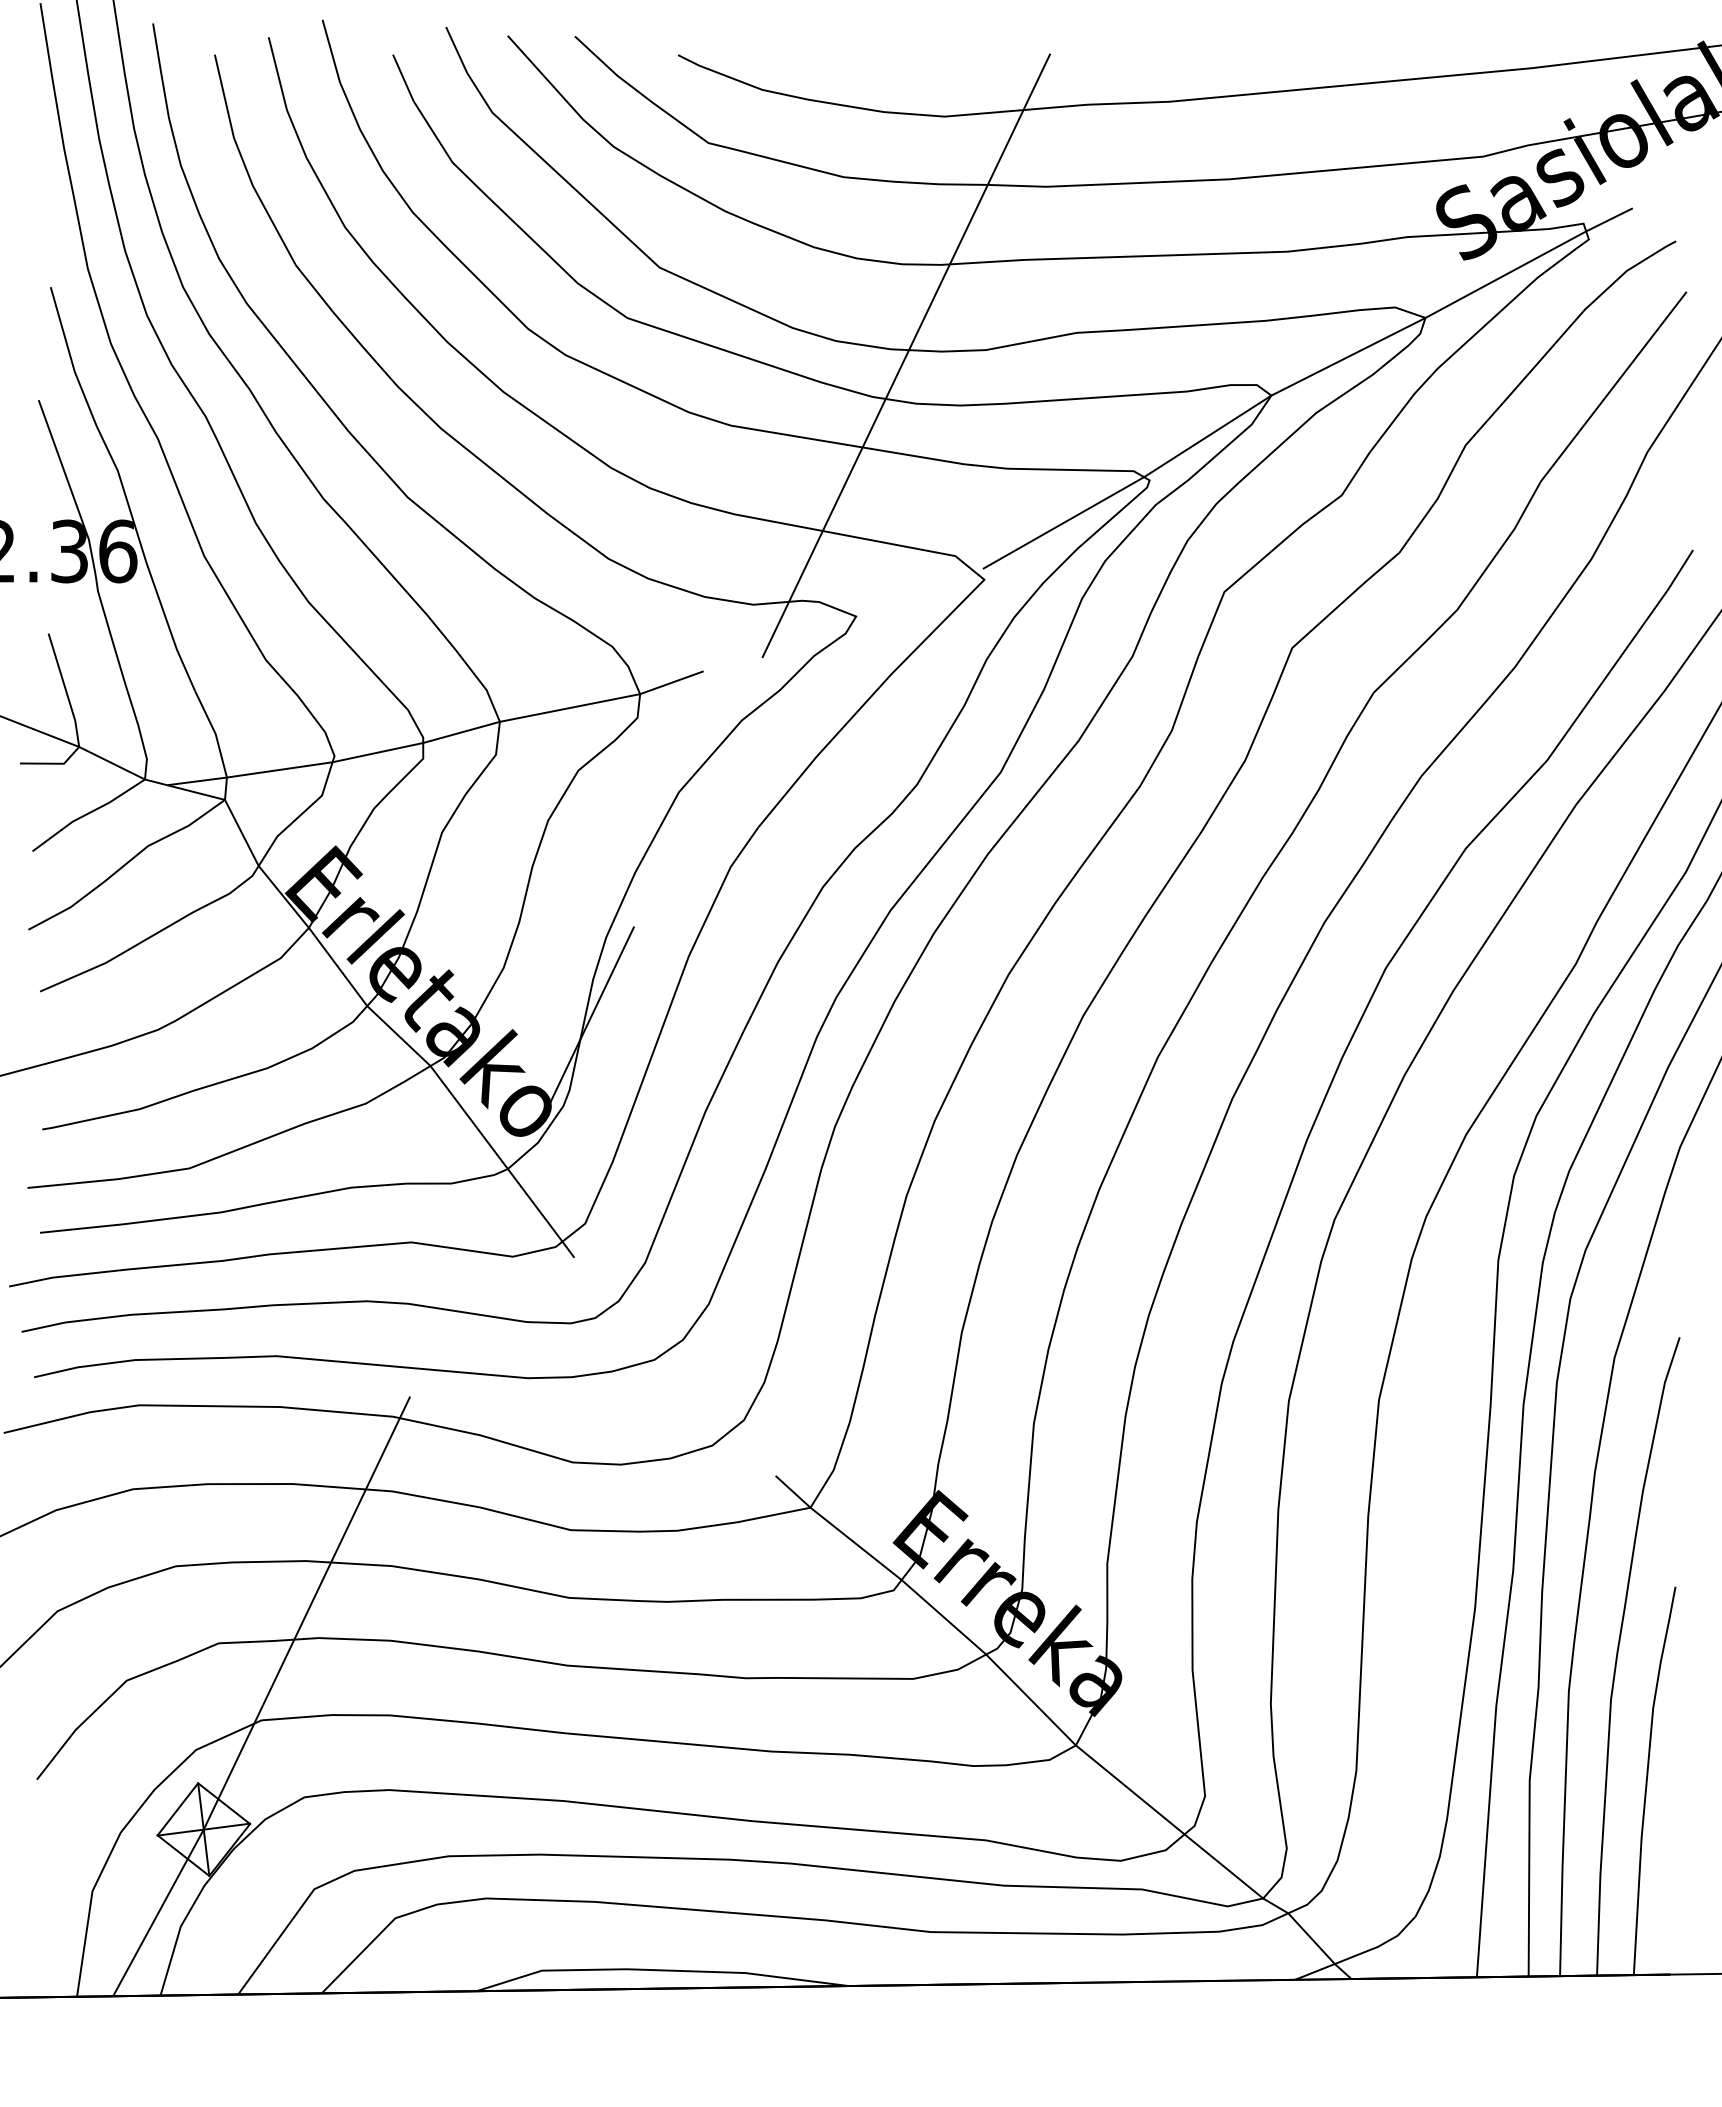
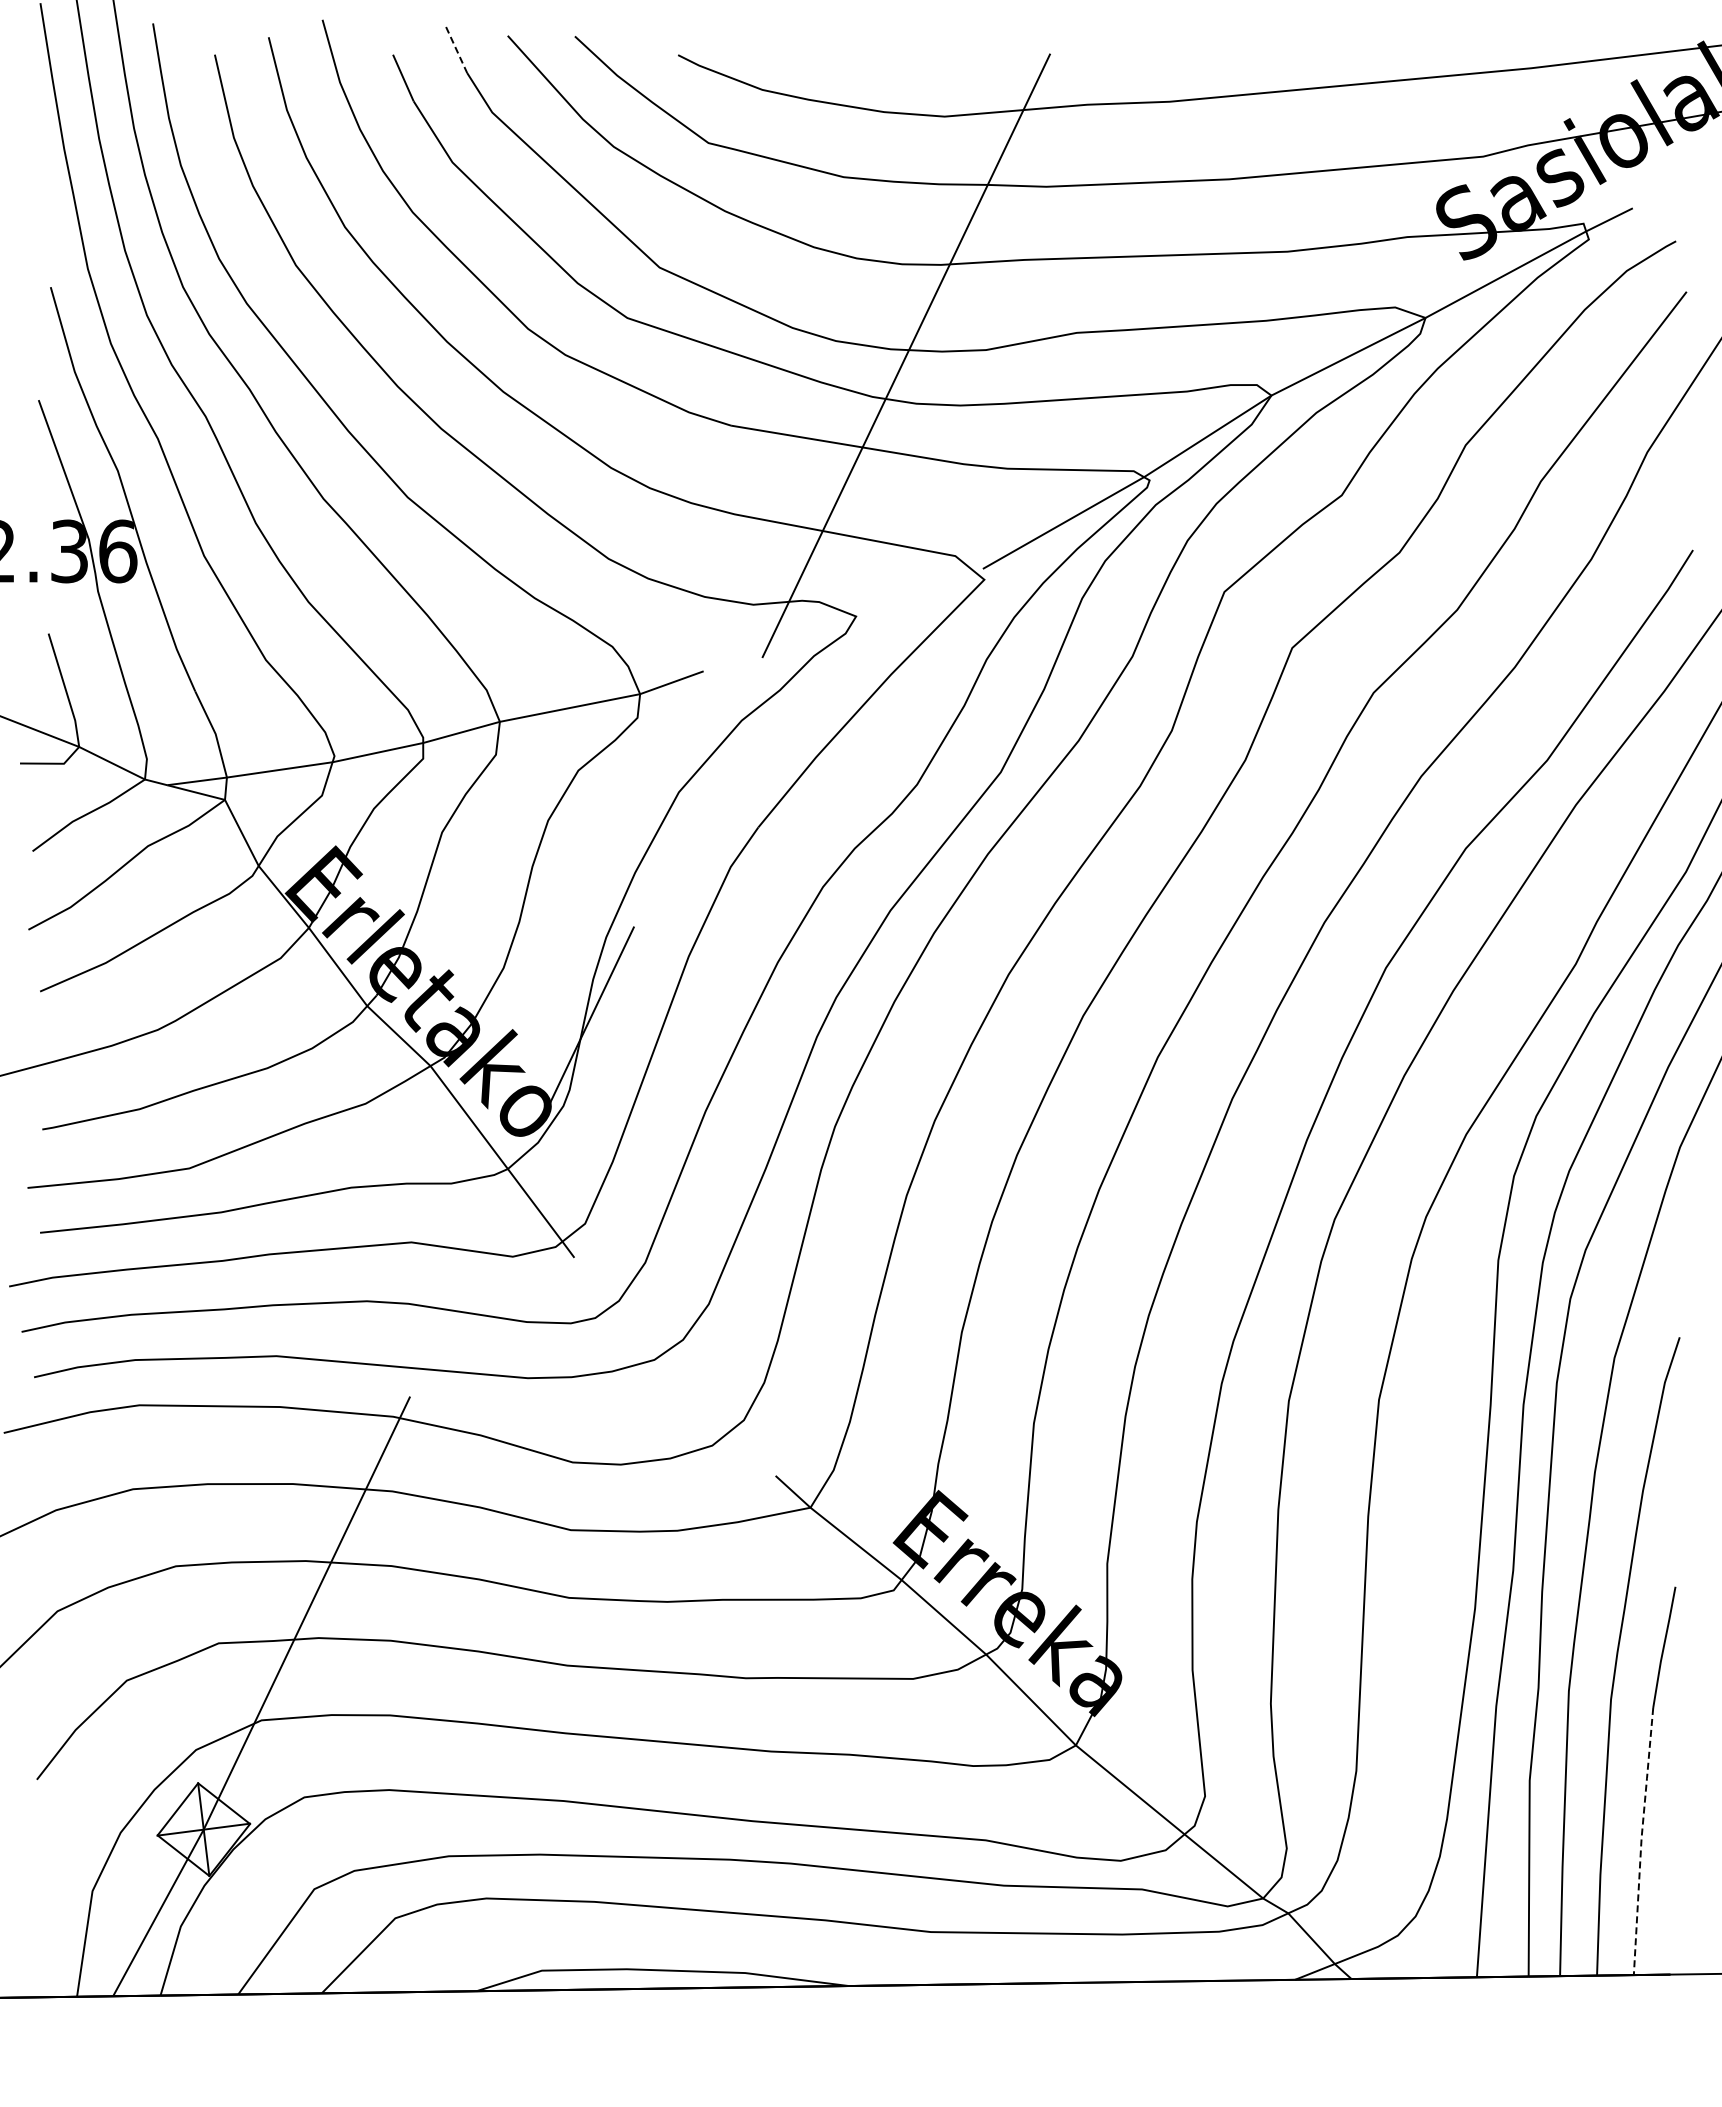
line: solid -> dashed (456, 50)
line: solid -> dashed (1641, 1840)
